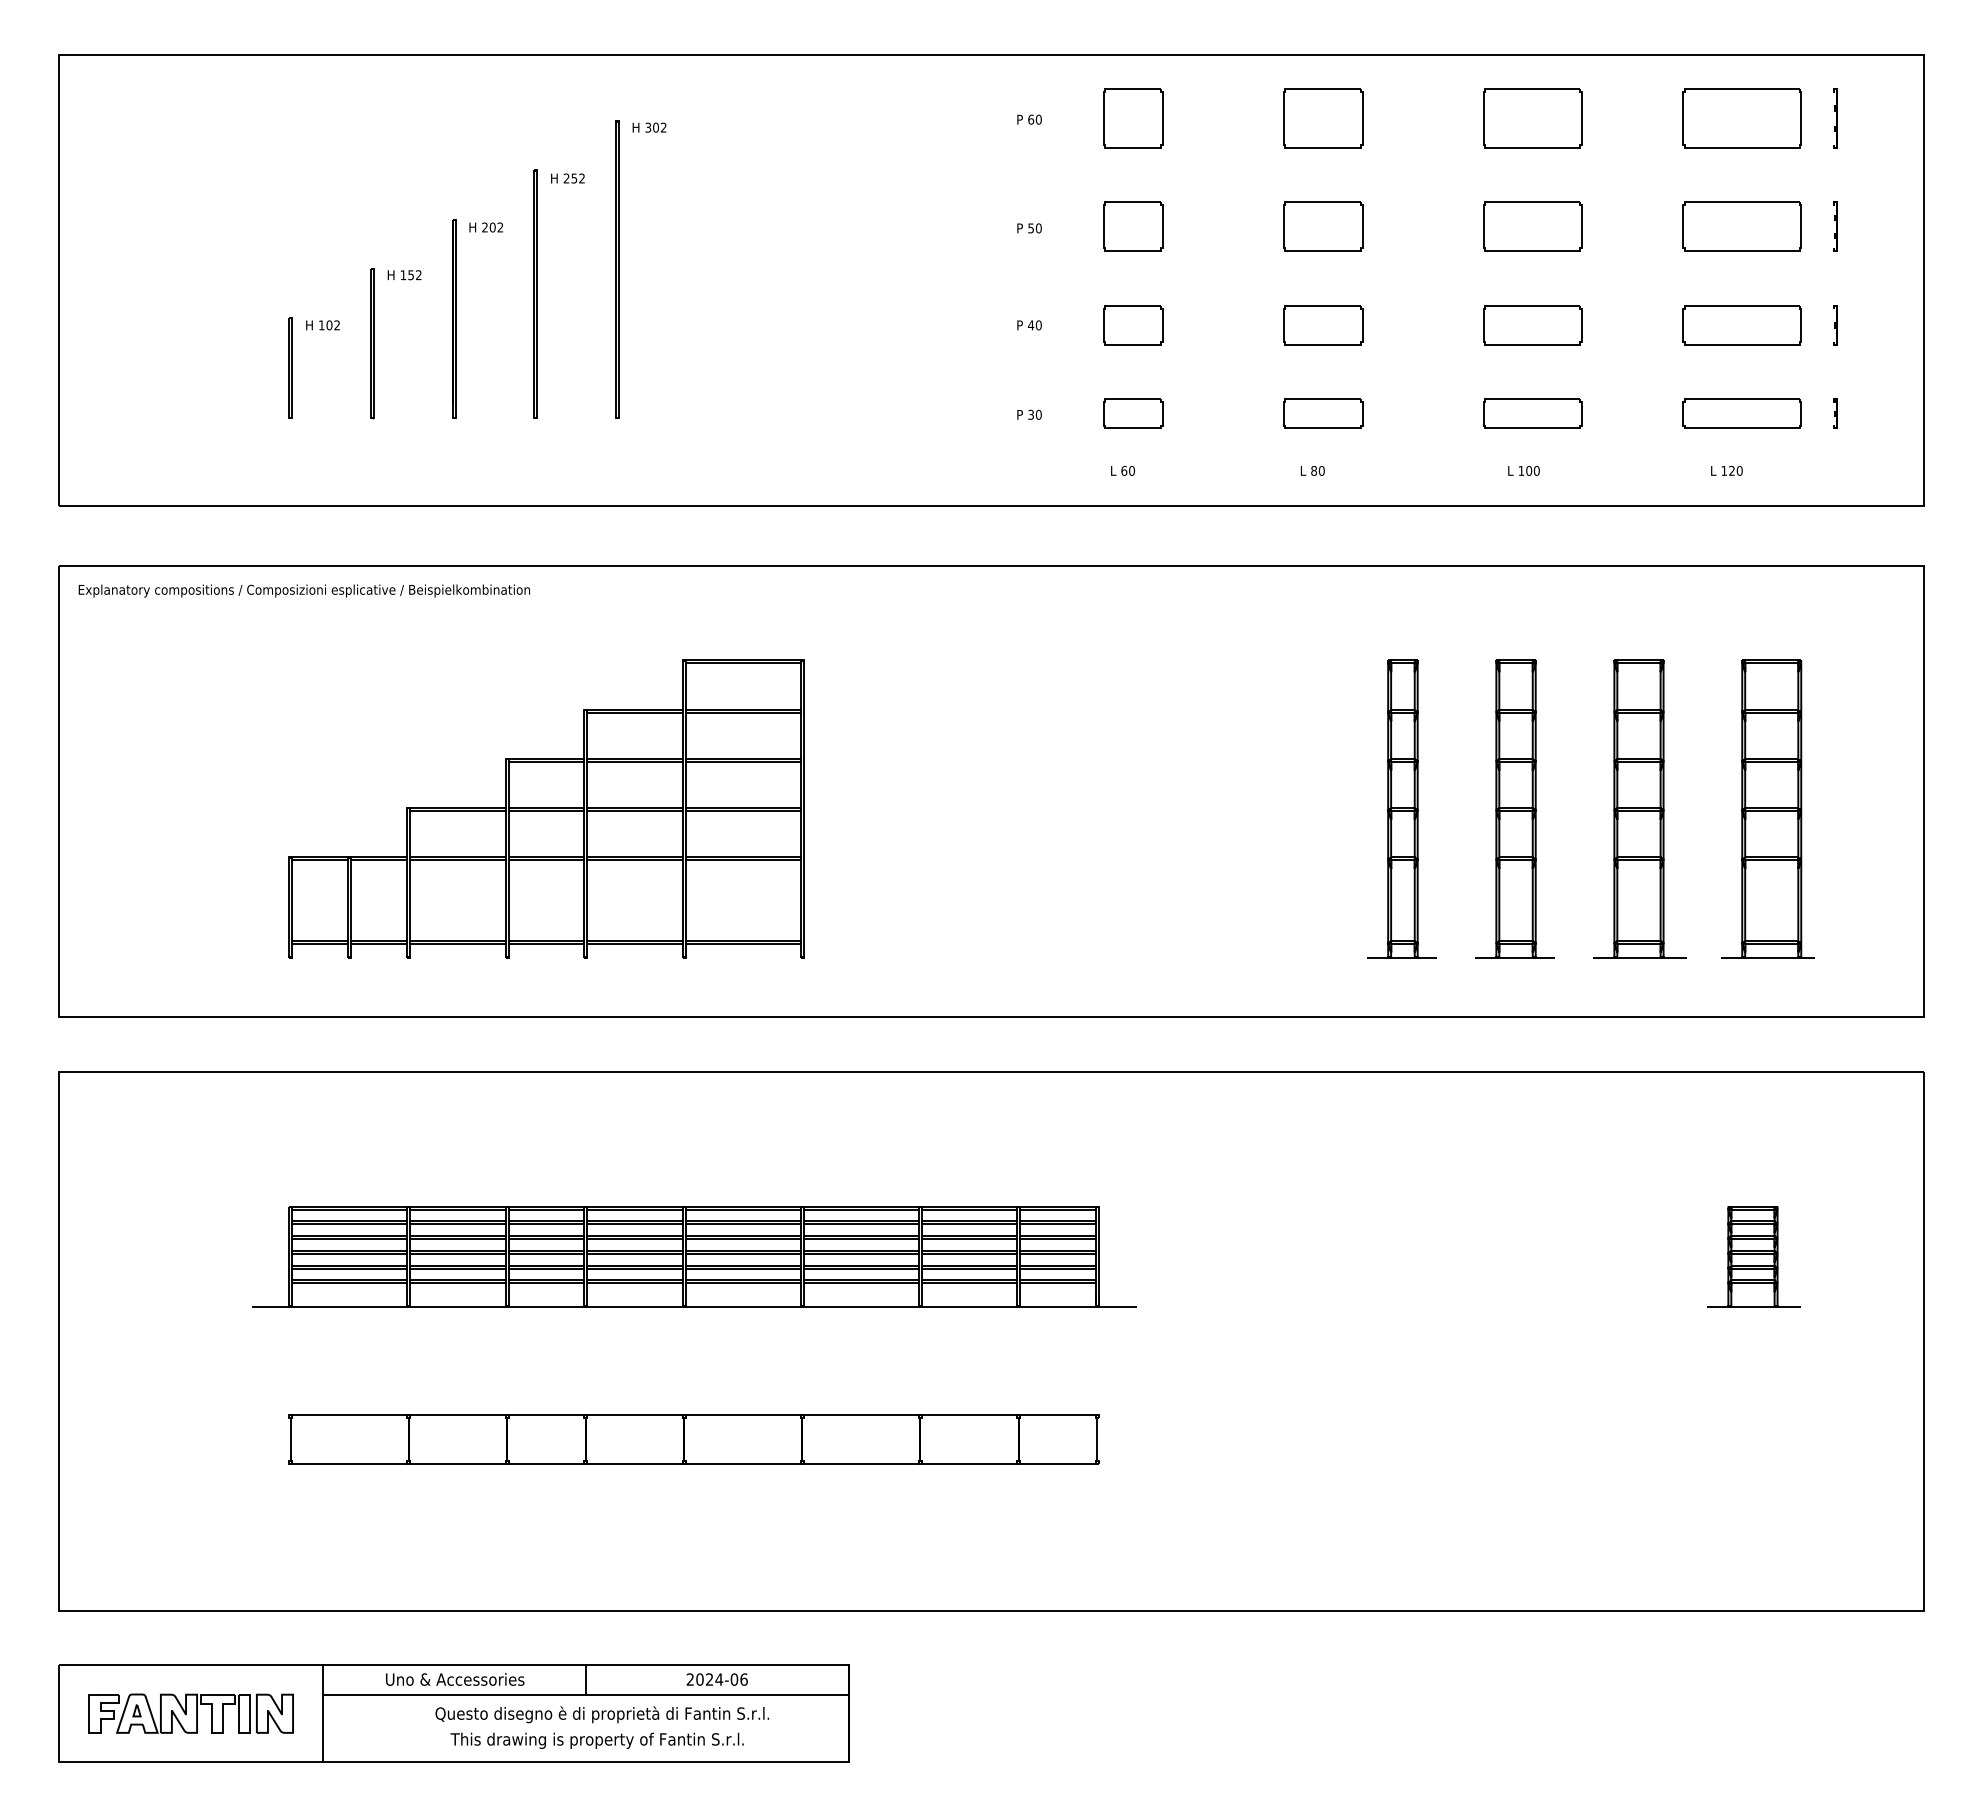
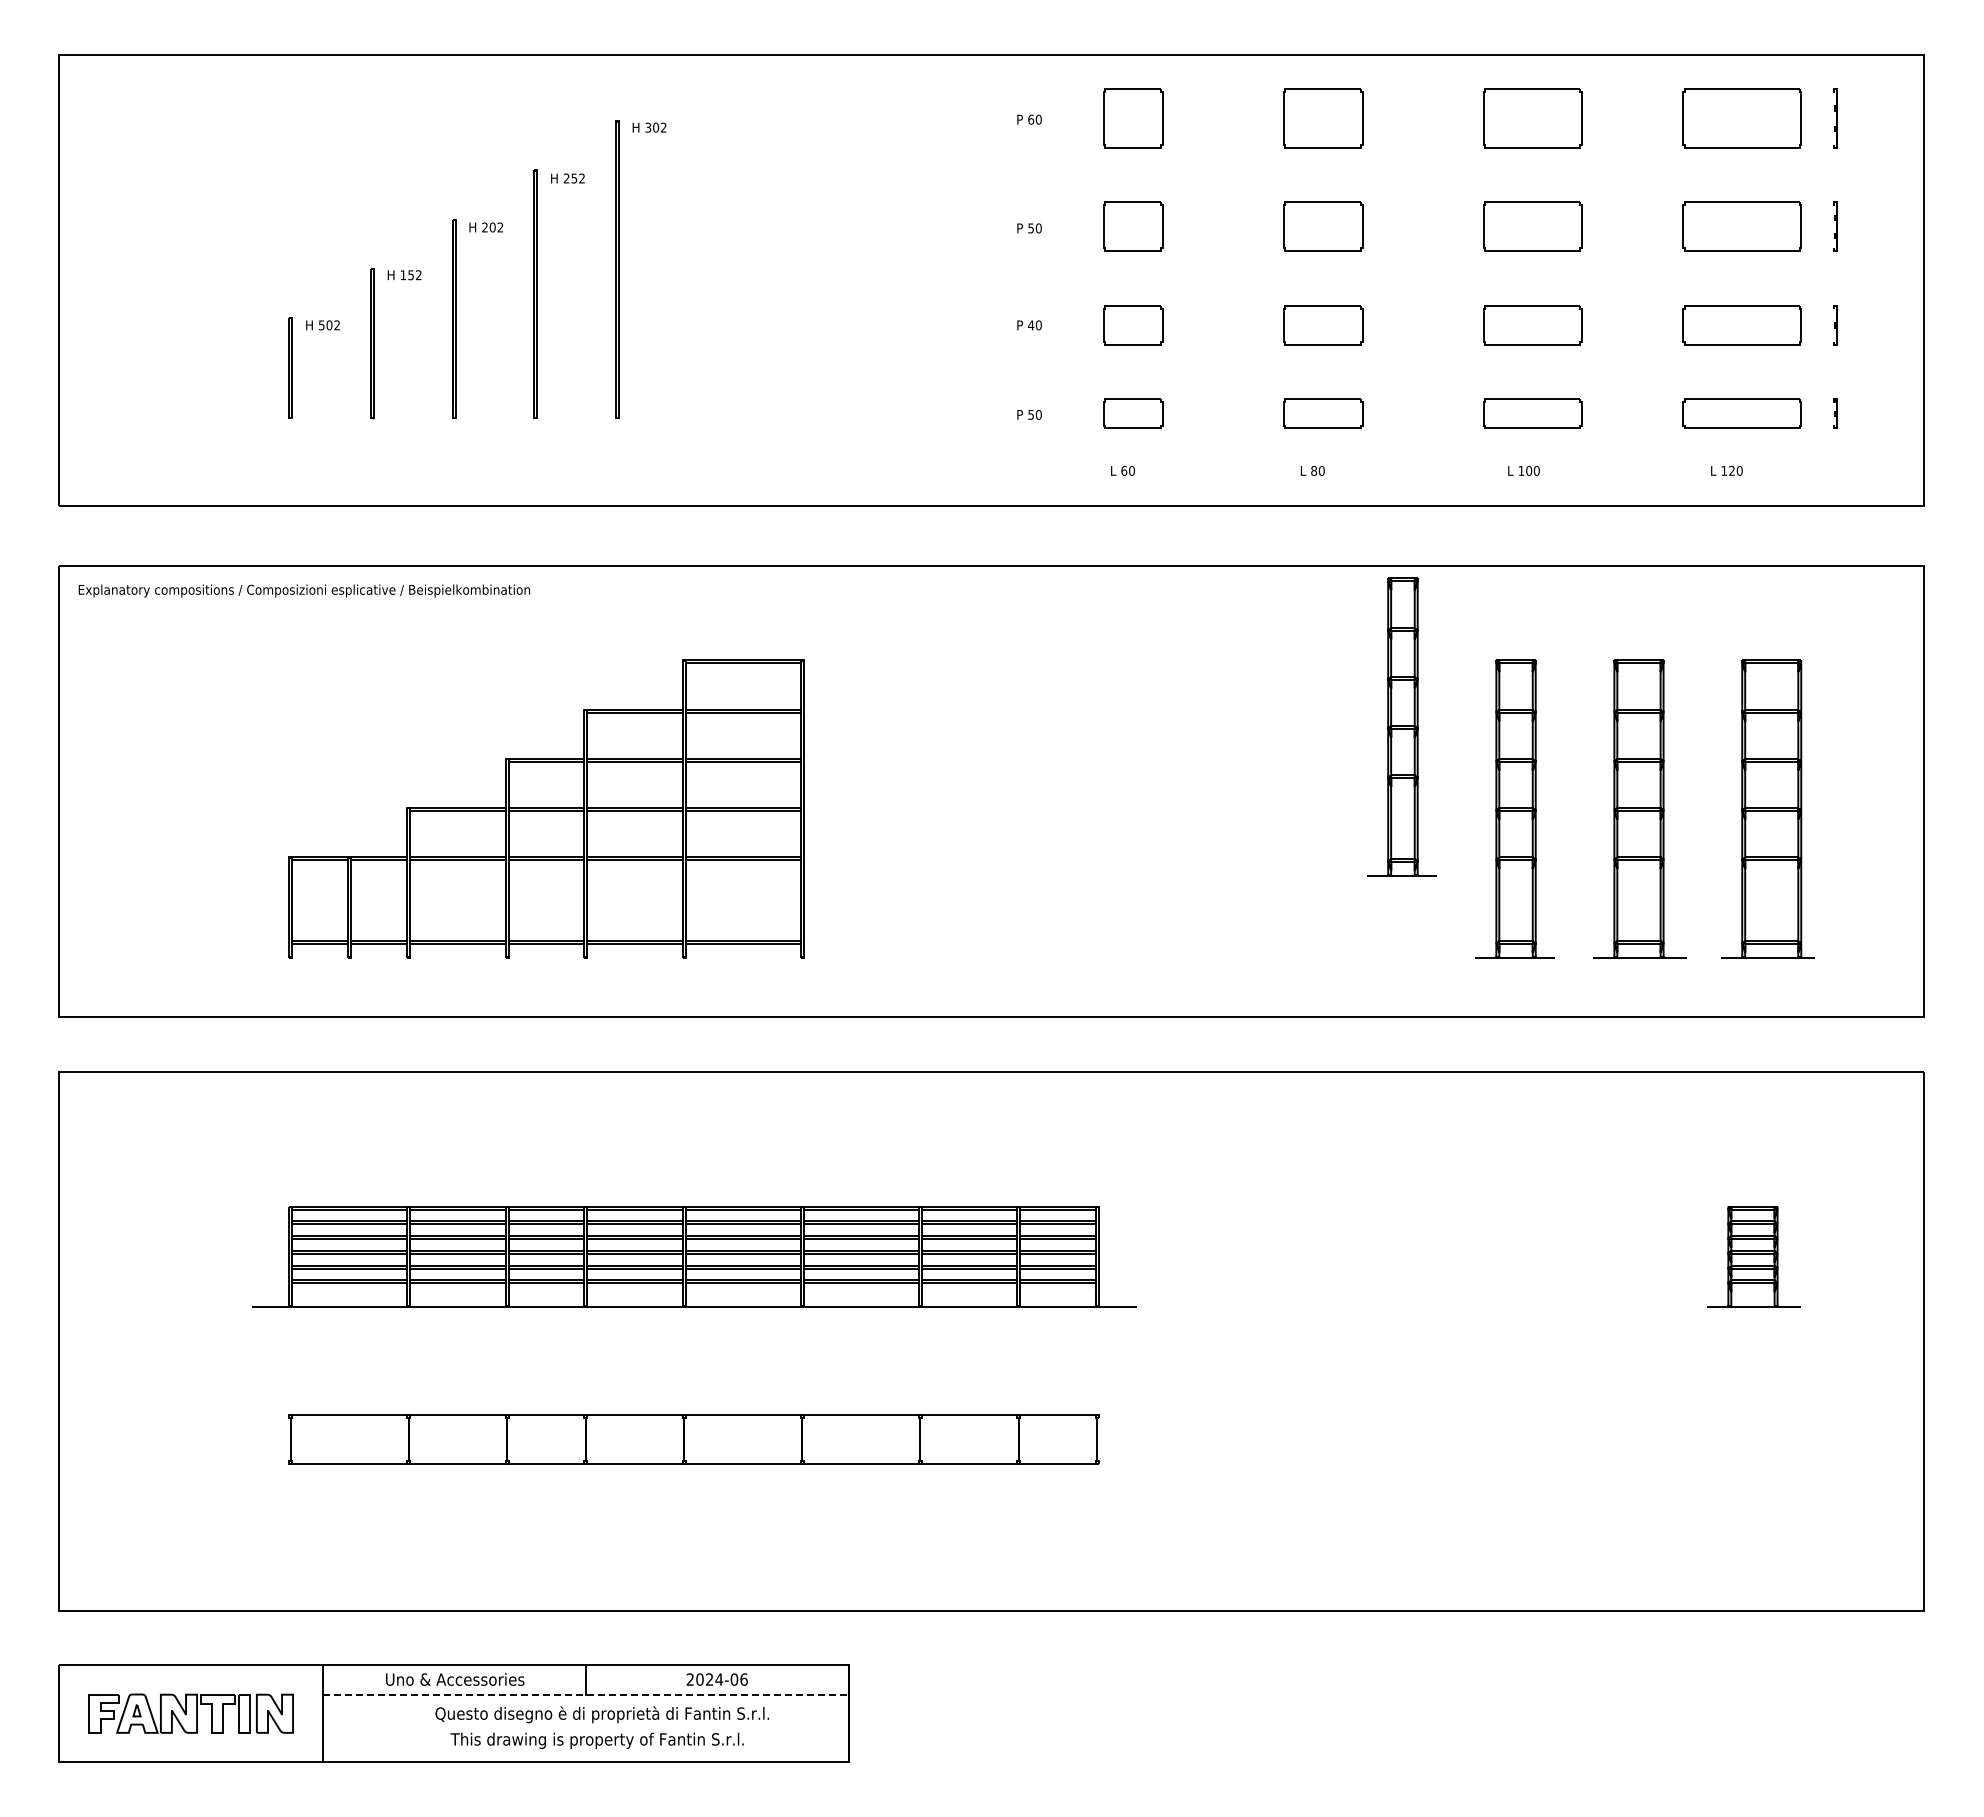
text: 102 -> 502 (321, 325)
text: 30 -> 50 (1030, 413)
part position: (1401, 808) -> (1401, 726) (1401, 726)
line: solid -> dashed (586, 1694)
